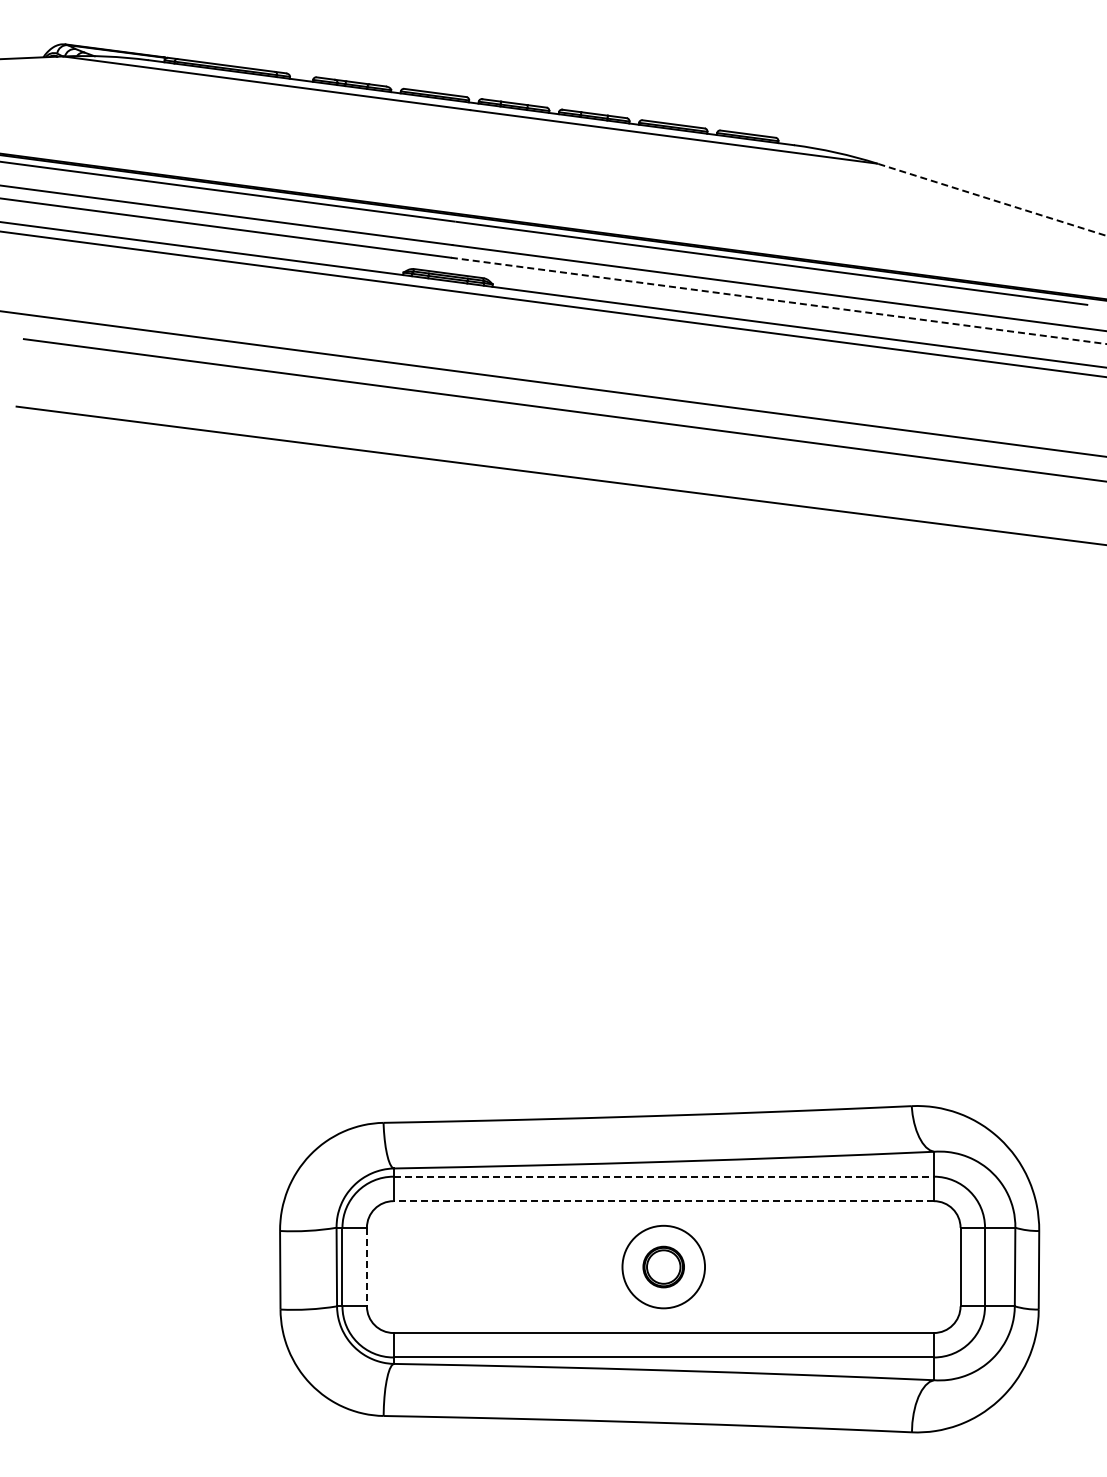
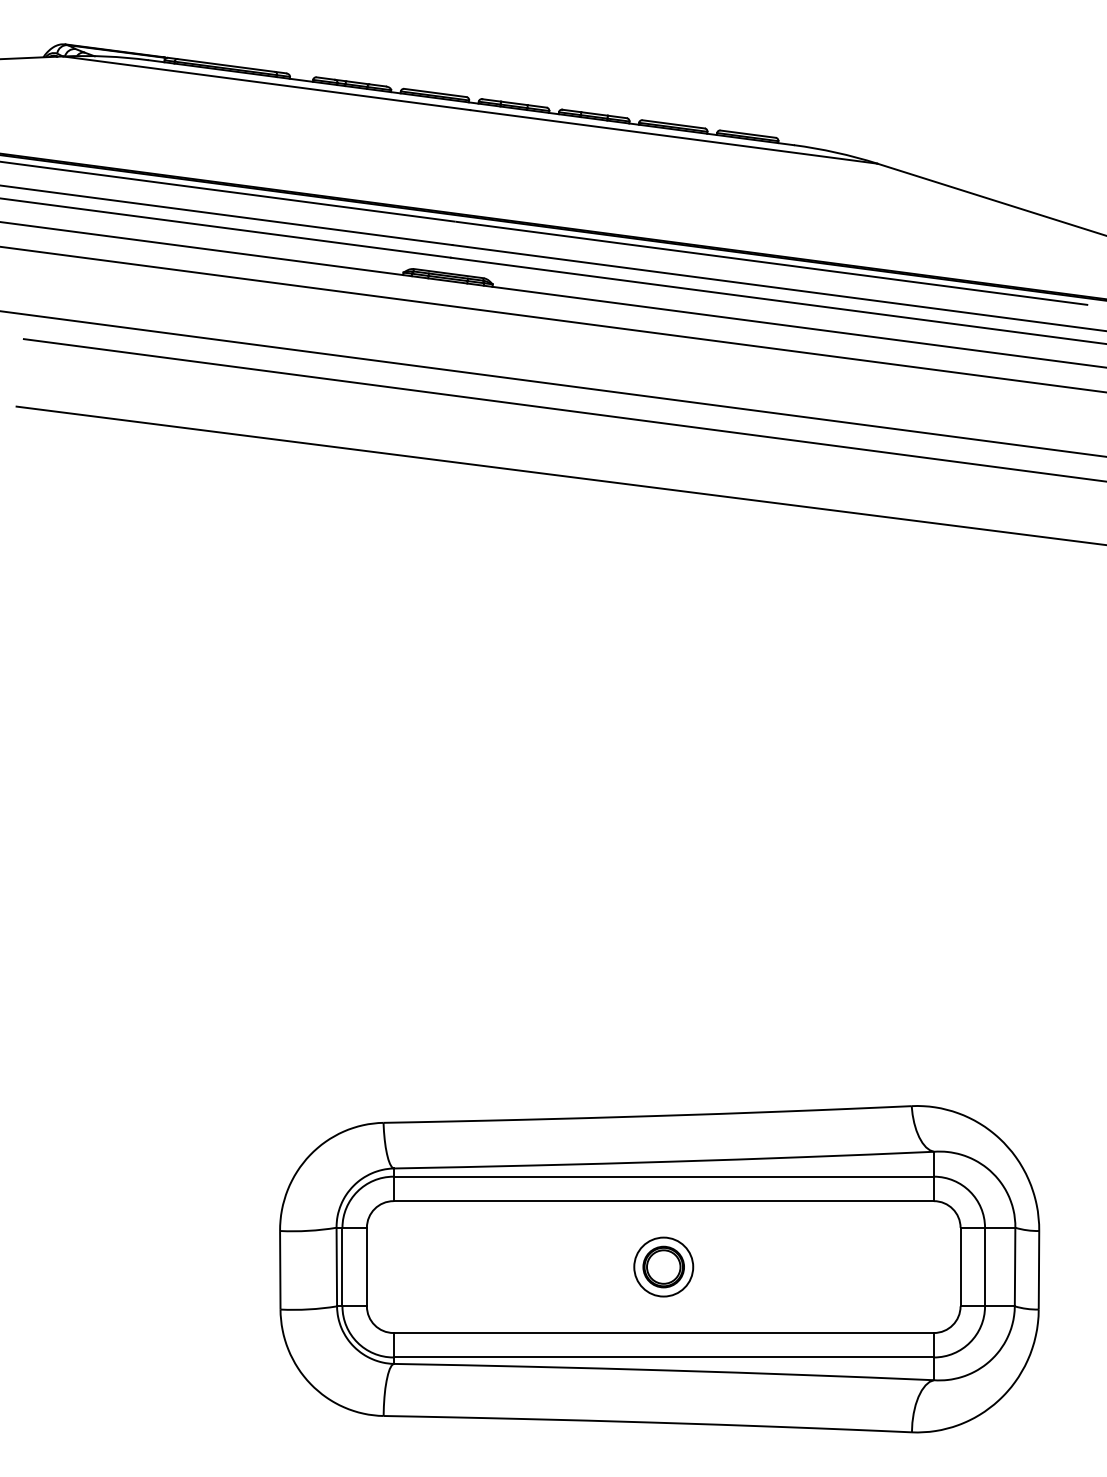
line: dashed -> solid (991, 199)
line: dashed -> solid (778, 300)
line position: (552, 303) -> (552, 319) (552, 319)
line: dashed -> solid (664, 1176)
line: dashed -> solid (663, 1201)
circle diameter: 83 px -> 59 px (663, 1266)
line: dashed -> solid (366, 1267)
